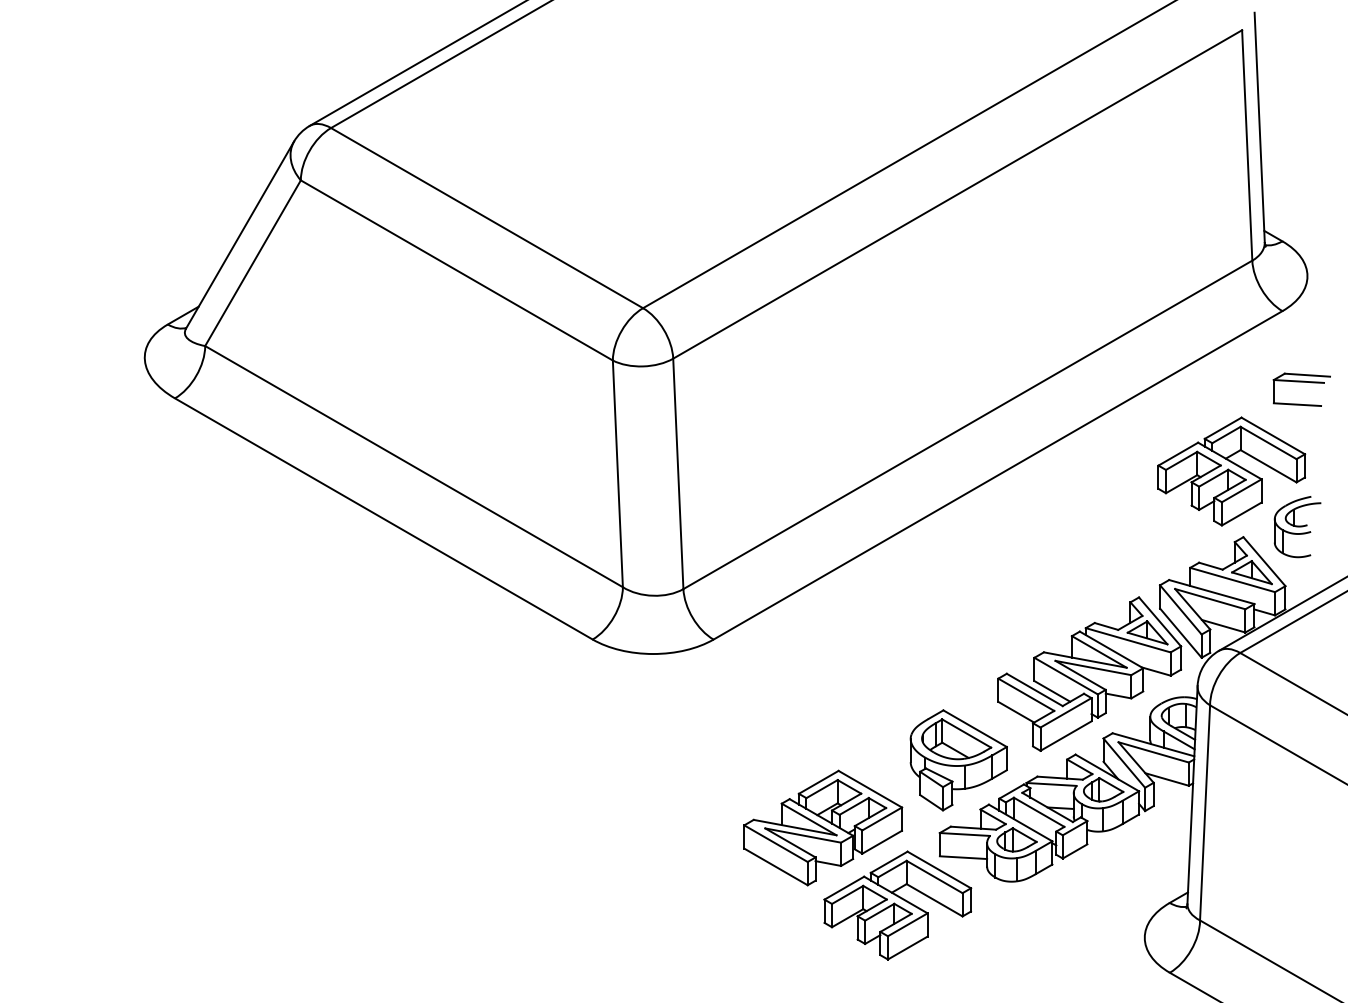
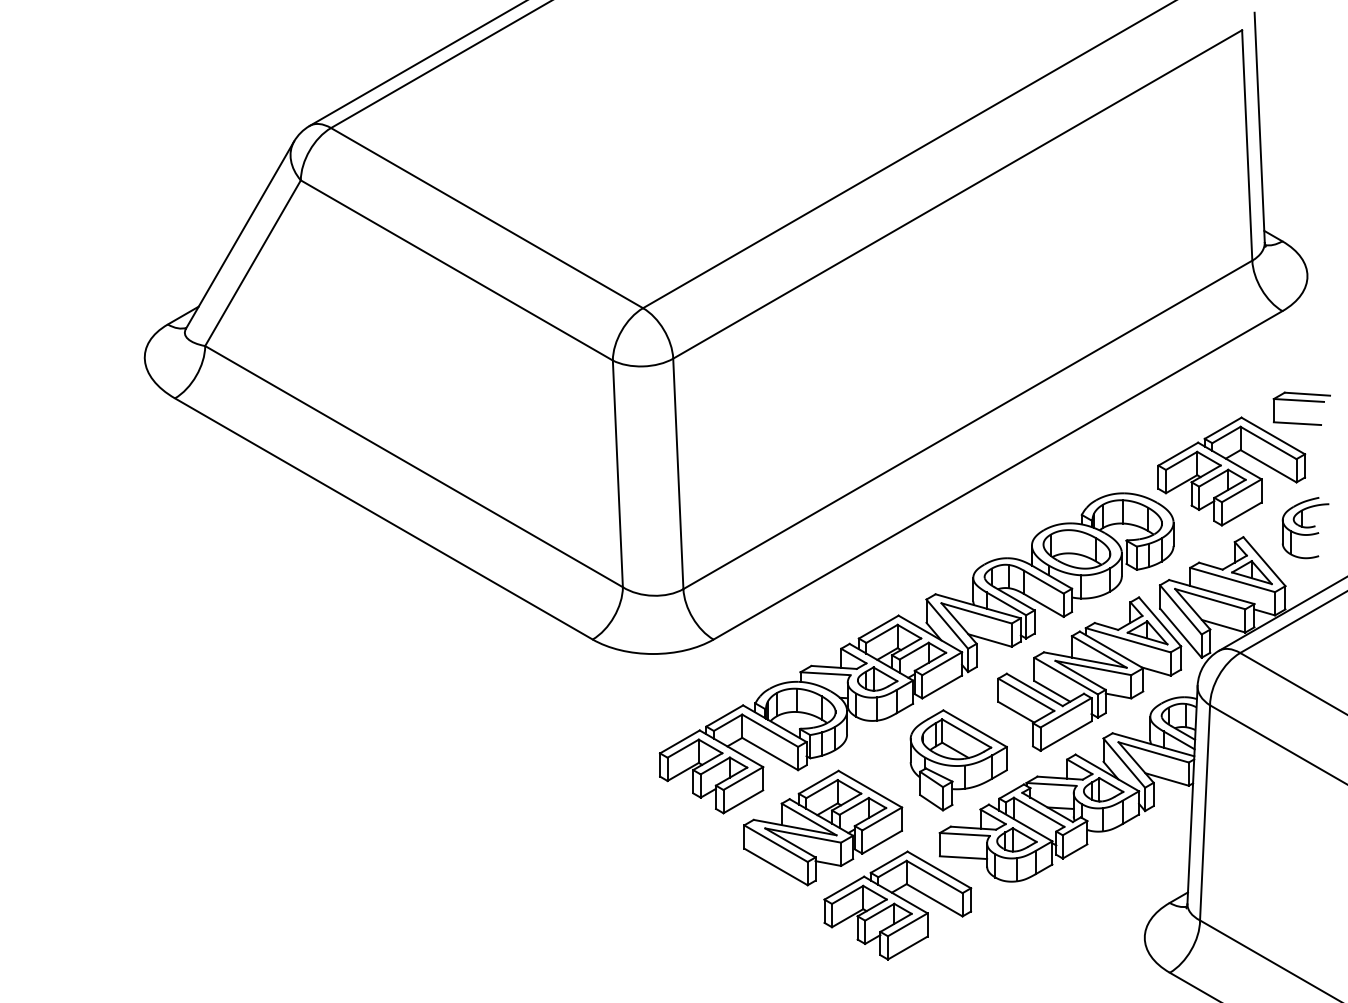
part position: (1301, 382) -> (1301, 401) (1301, 401)
part position: (1297, 527) -> (1305, 528) (1305, 528)
part: none -> present (916, 653)
